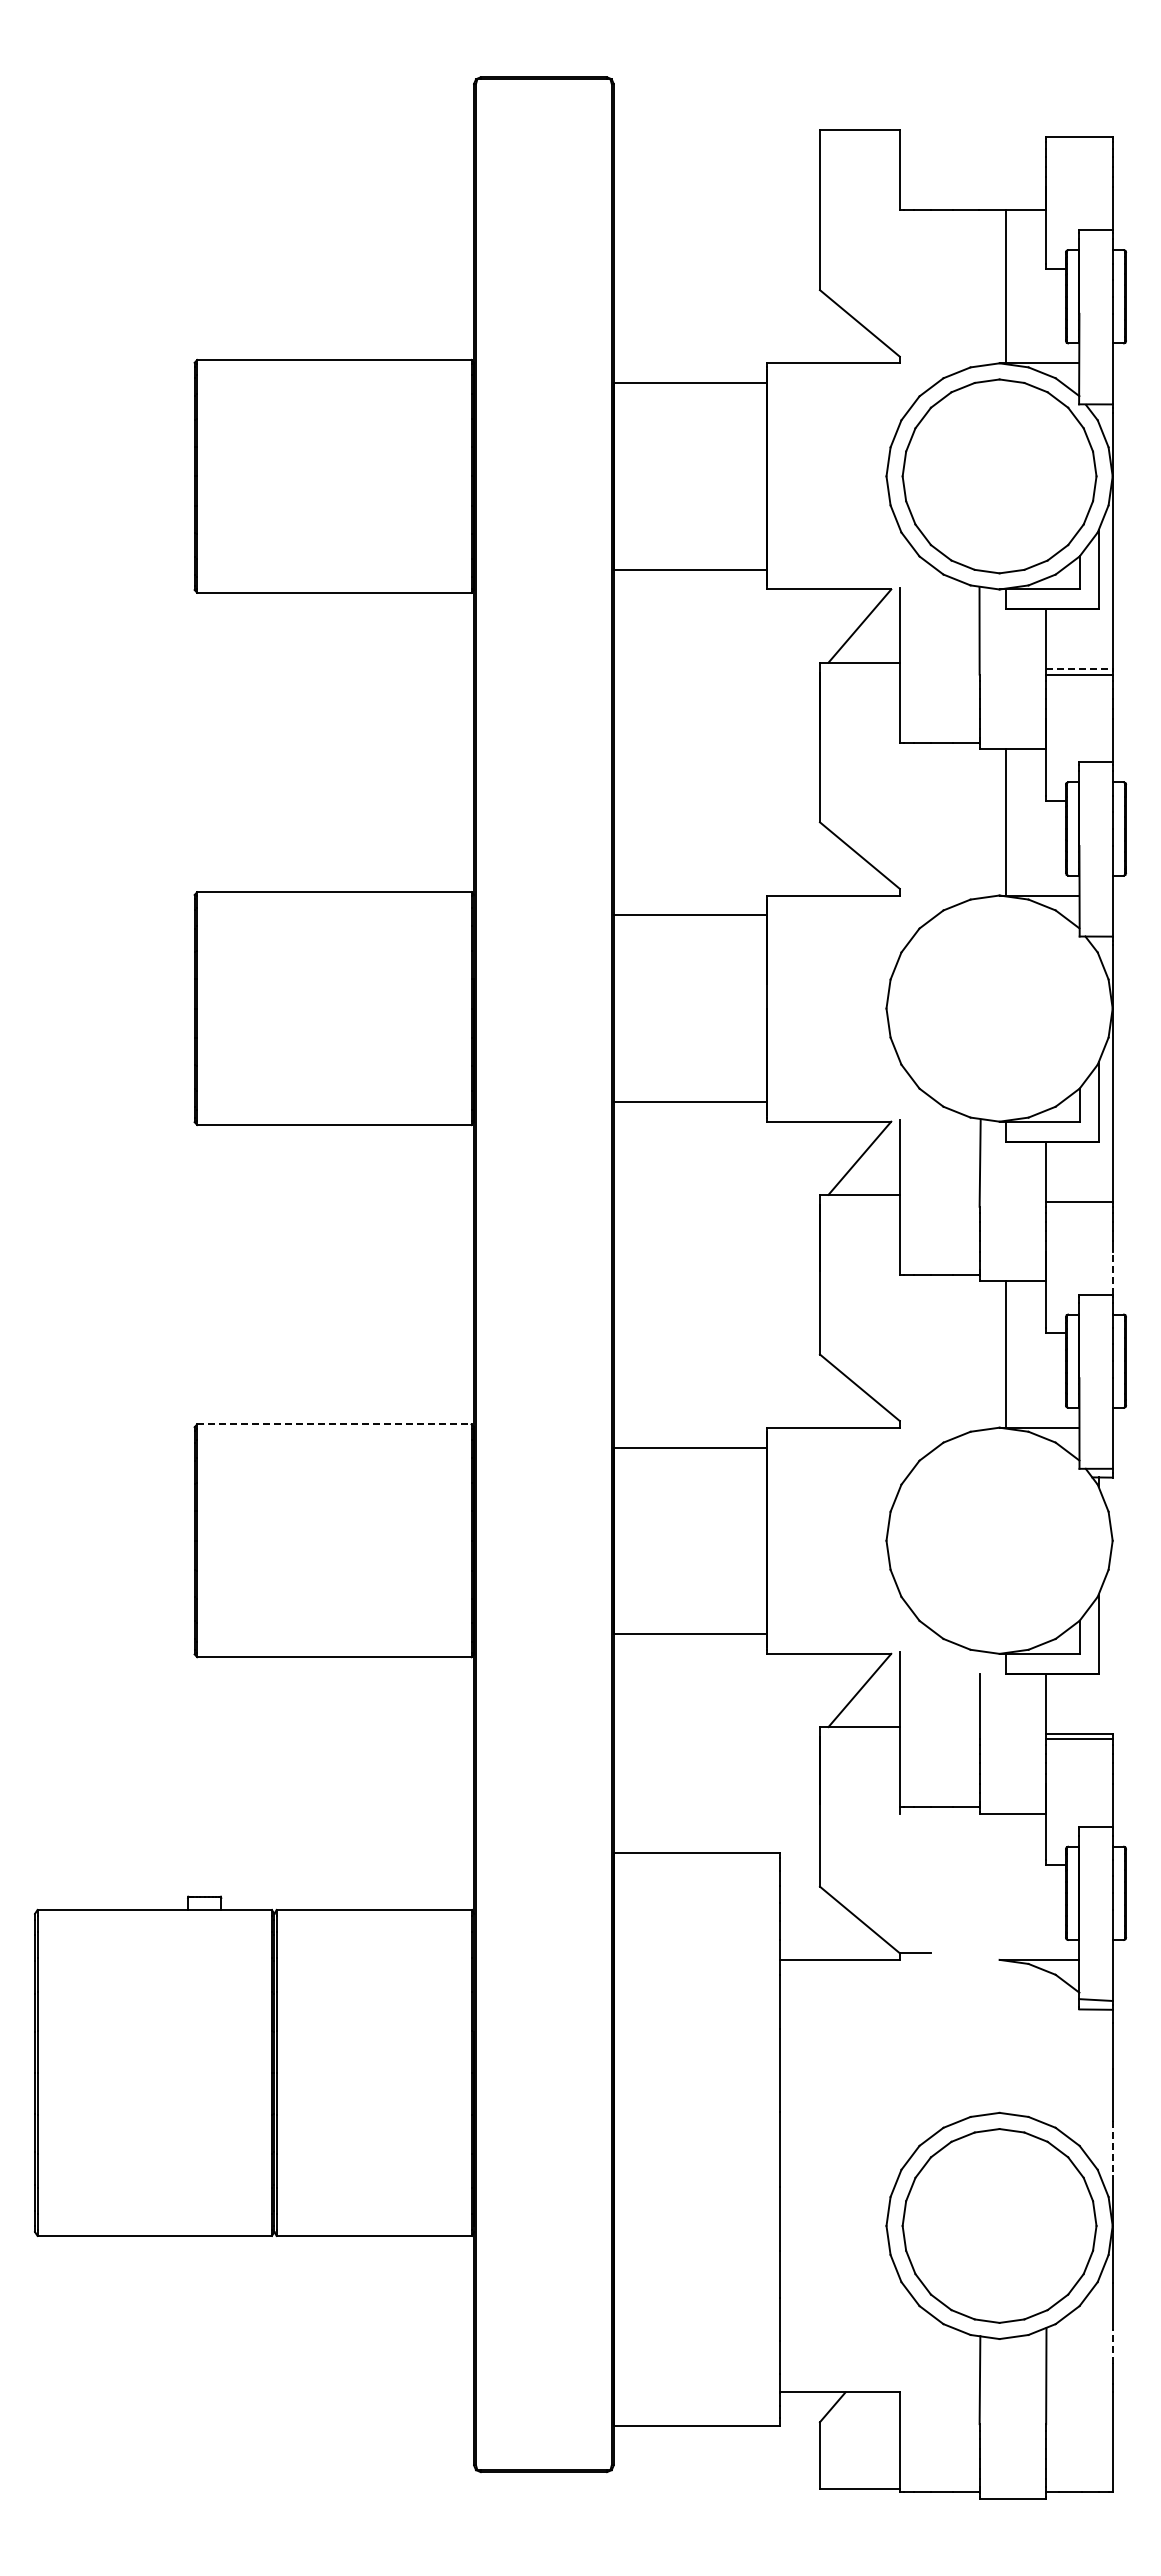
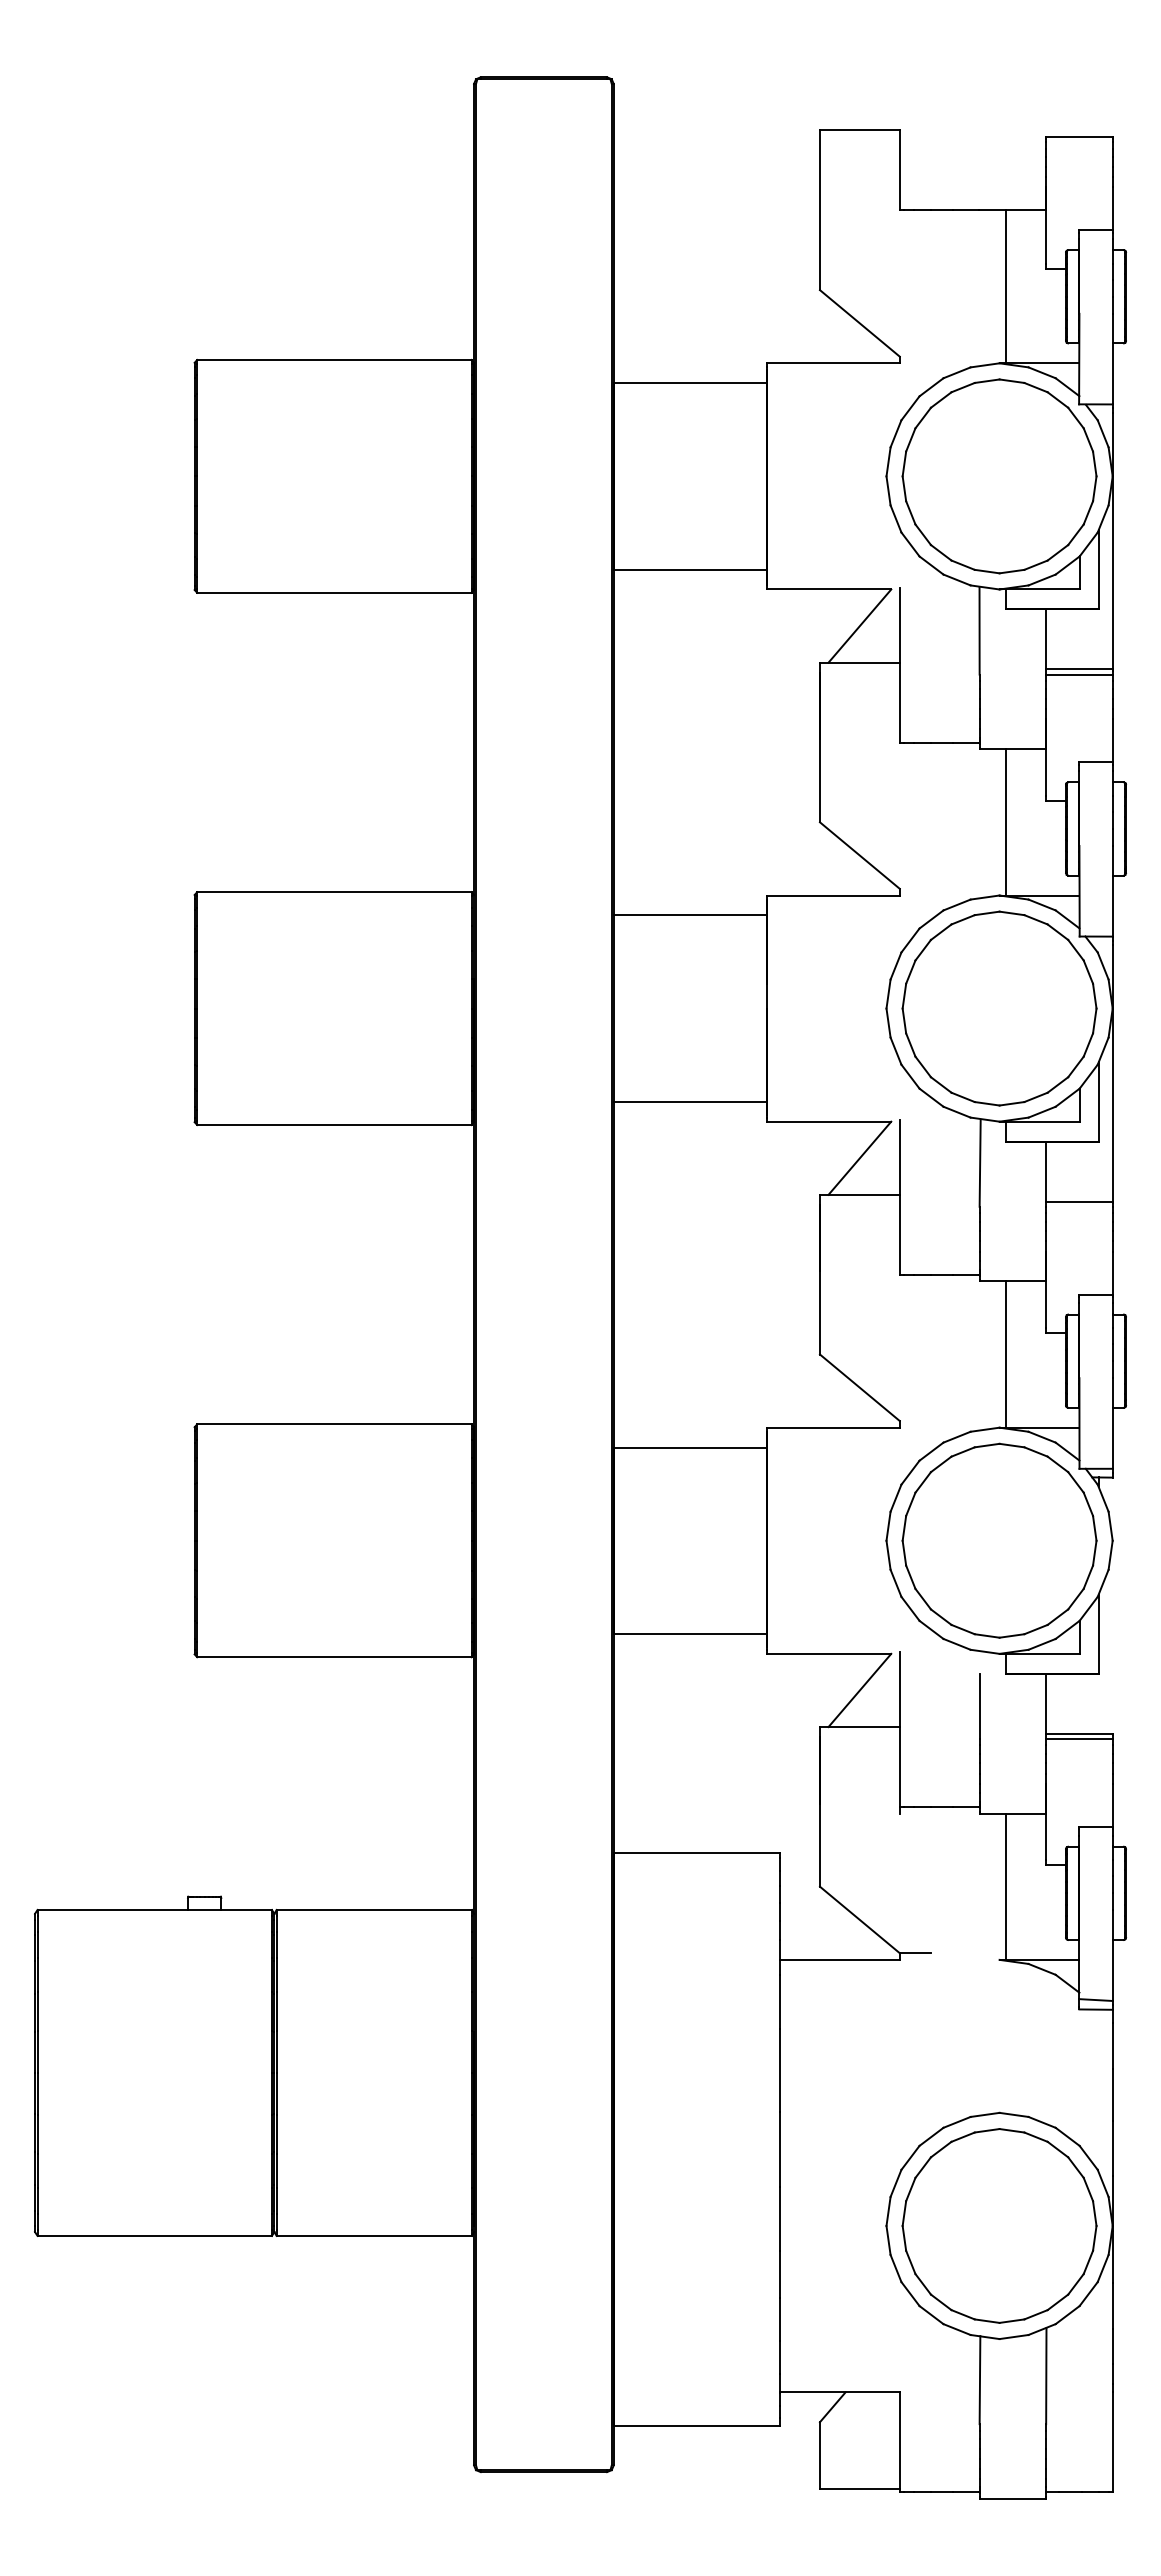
line: dashed -> solid (1079, 669)
part: none -> present (999, 1008)
line: dashed -> solid (1112, 1273)
line: dashed -> solid (334, 1424)
part: none -> present (999, 1540)
line: none -> present (1006, 1886)
line: dashed -> solid (1112, 2148)
line: dashed -> solid (1112, 2345)
